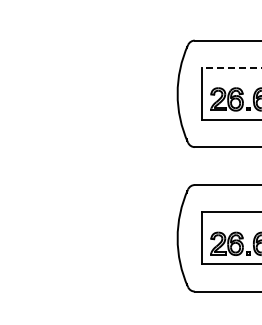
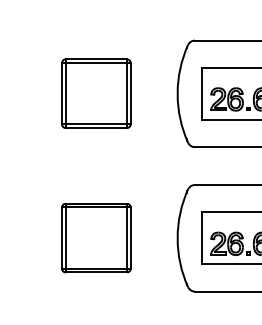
line: dashed -> solid (231, 67)
part: none -> present (96, 93)
part: none -> present (96, 238)
